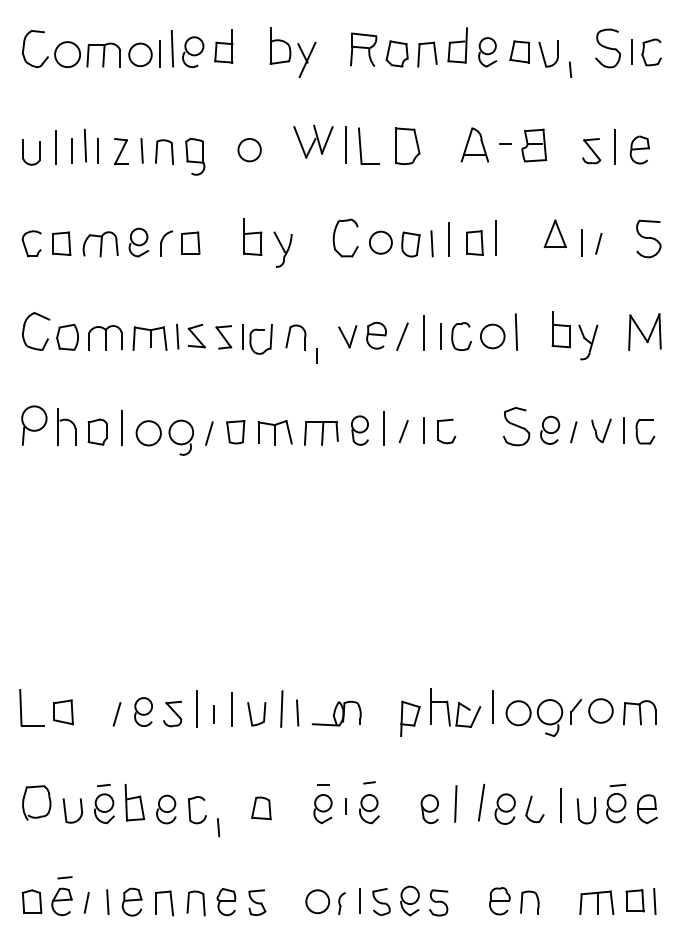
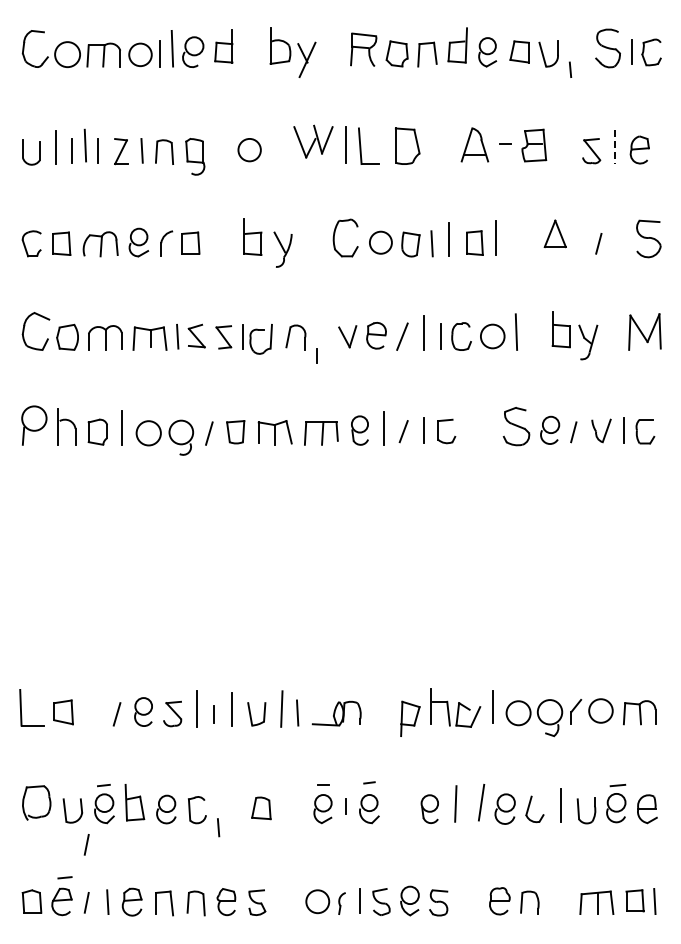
line: solid -> dashed (614, 147)
line: present -> none (581, 242)
line: none -> present (86, 844)
